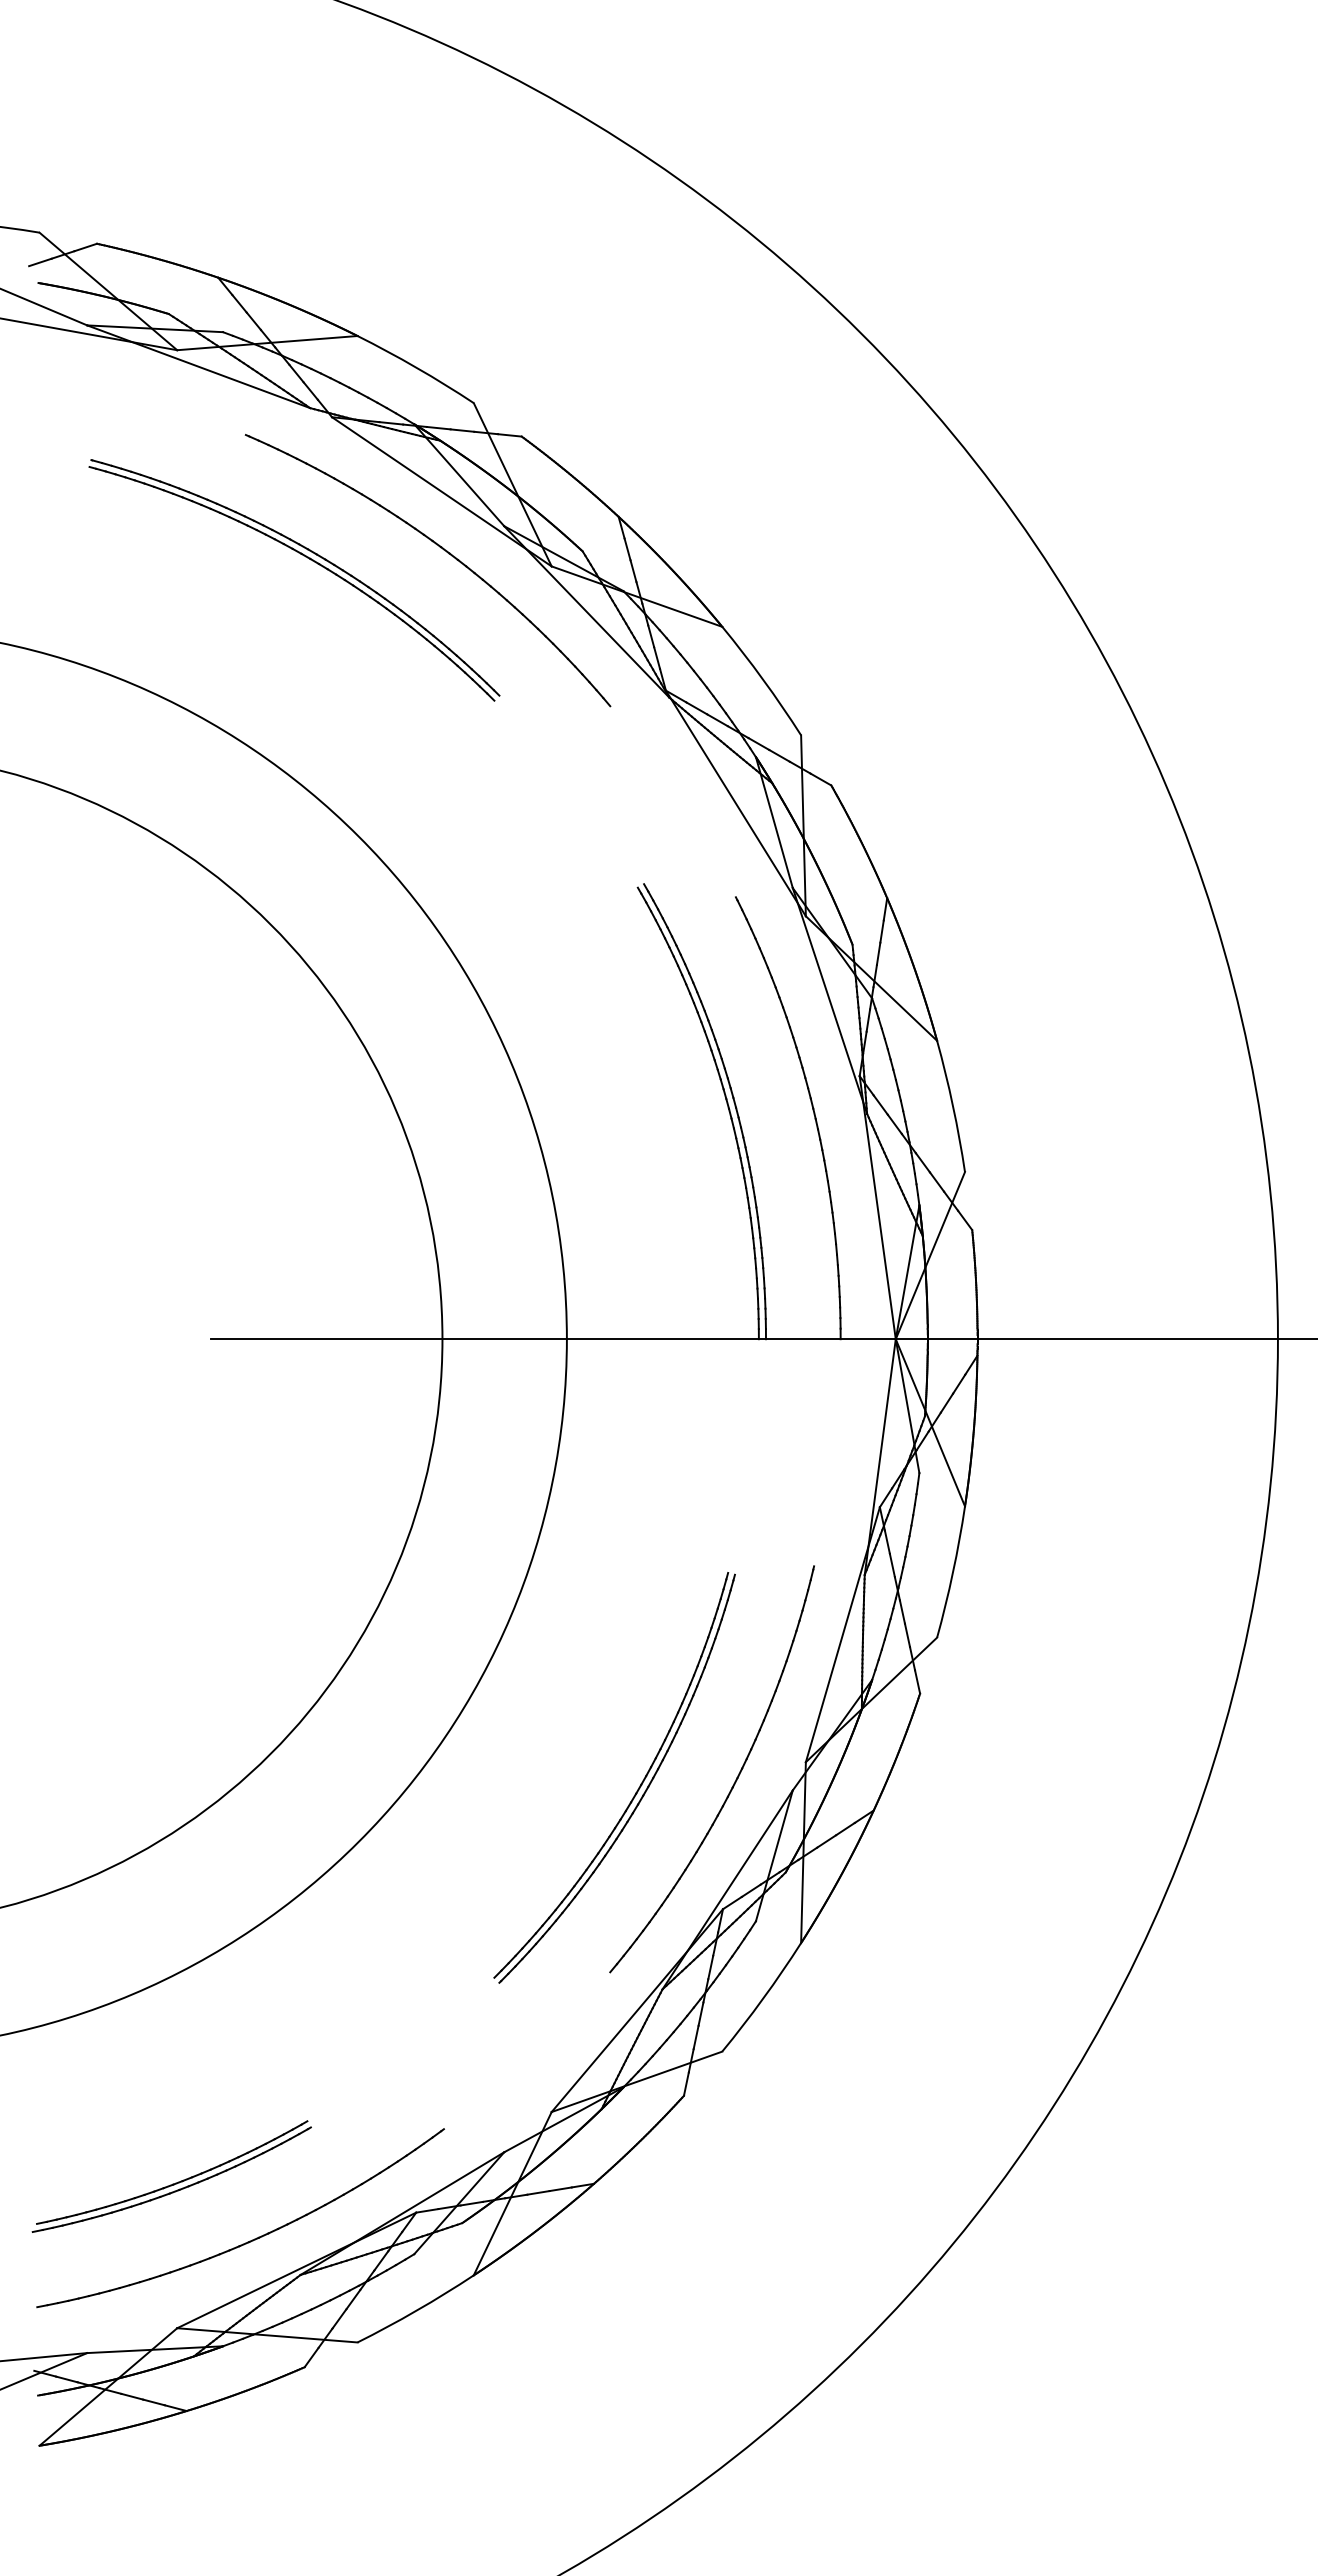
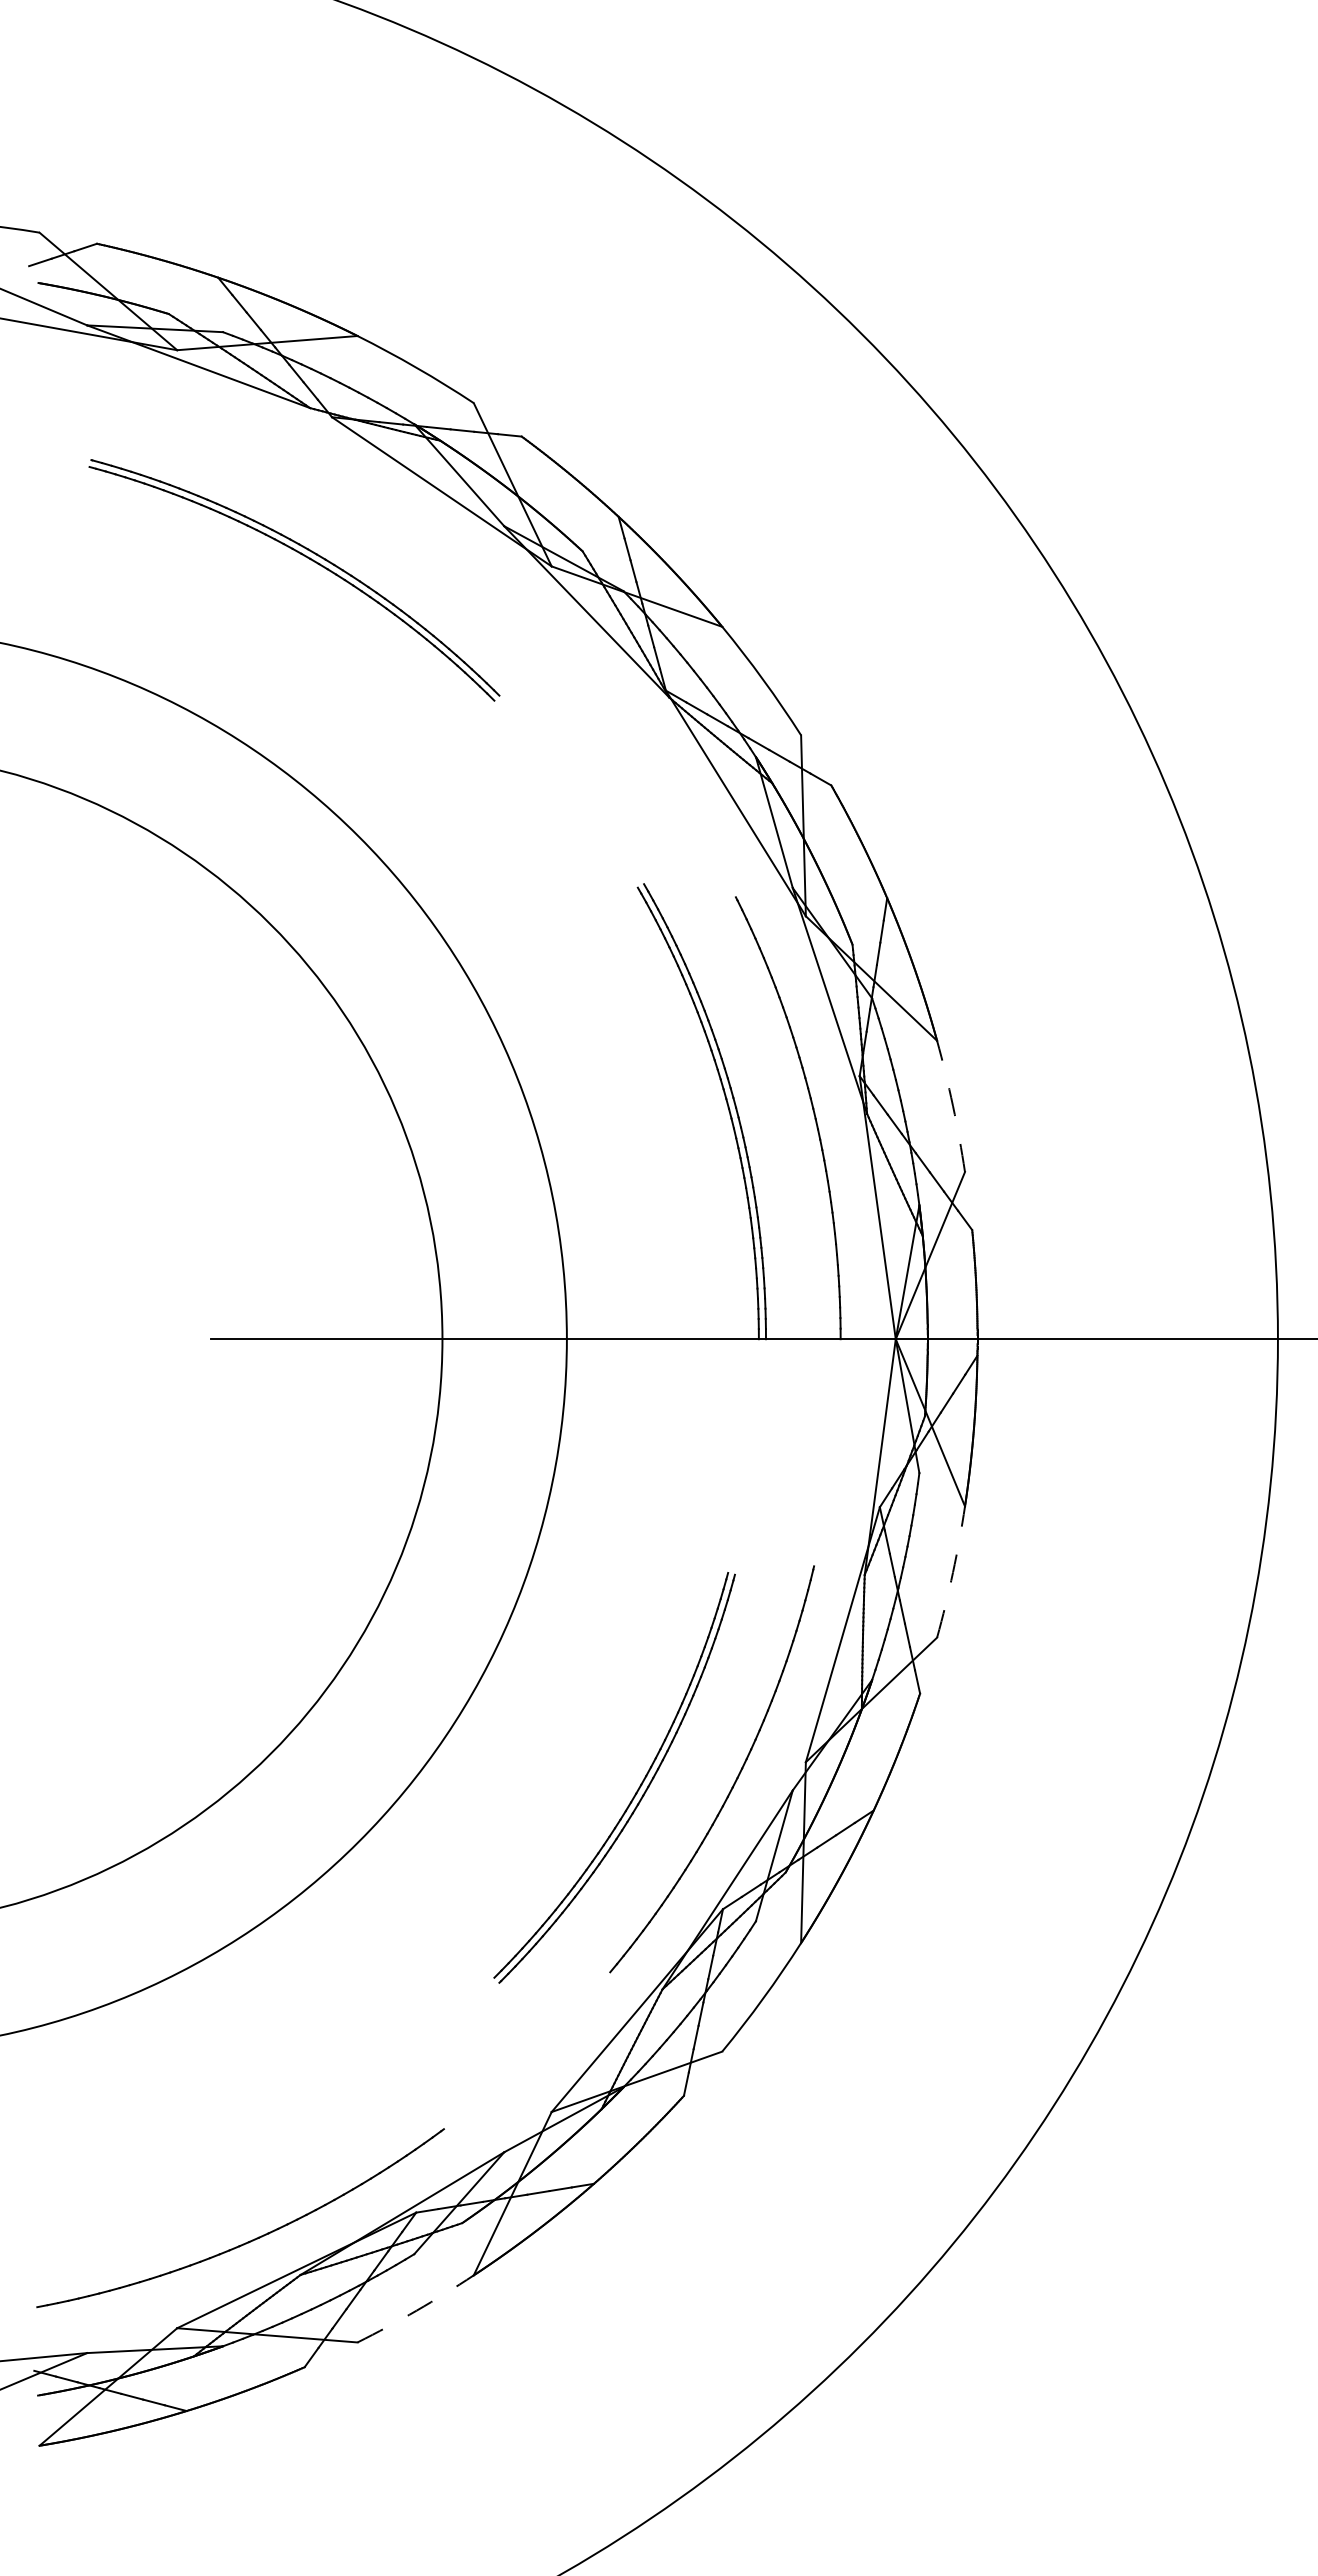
part: present -> none (440, 548)
arc: solid -> dashed (953, 1106)
arc: solid -> dashed (953, 1572)
part: present -> none (172, 2183)
arc: solid -> dashed (416, 2310)
